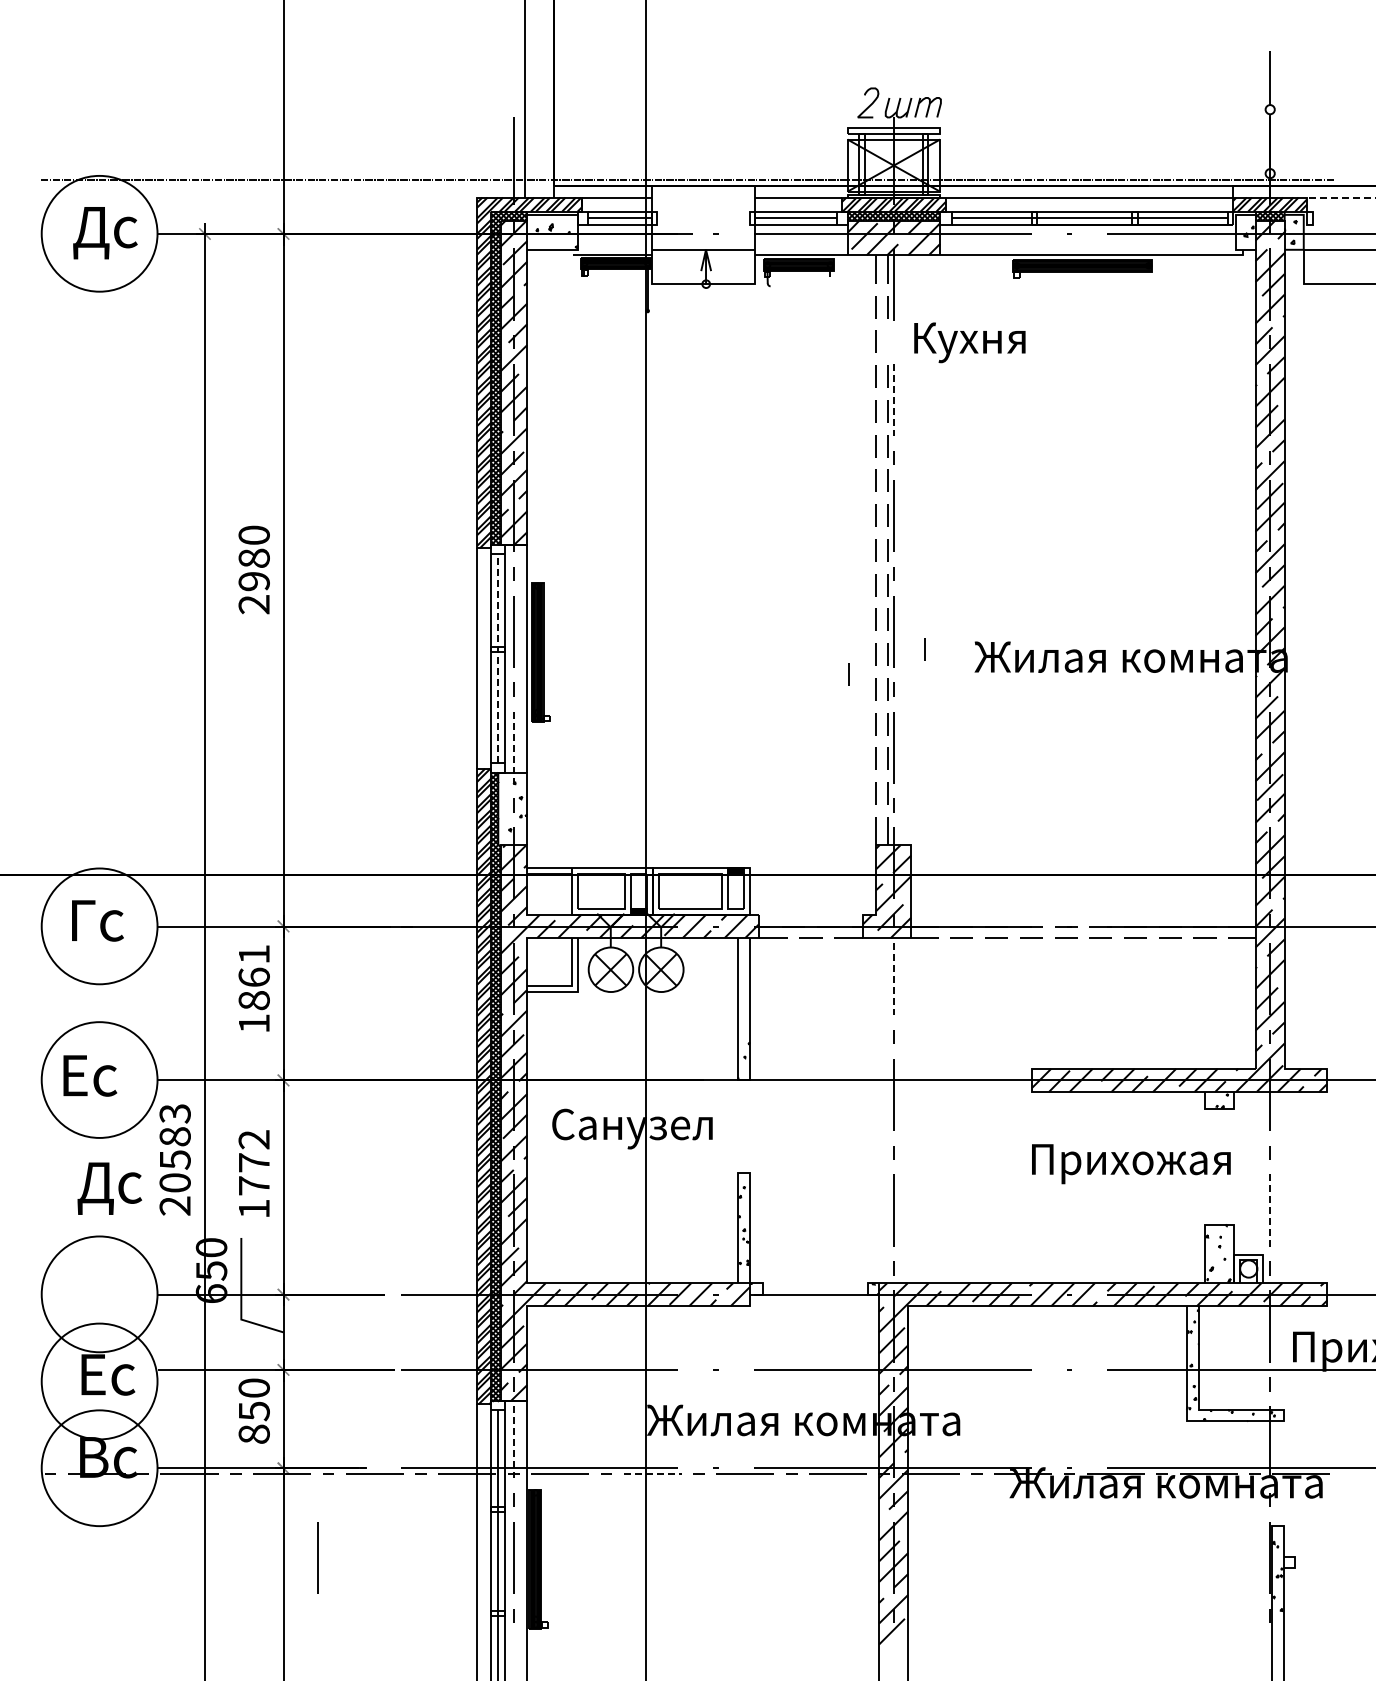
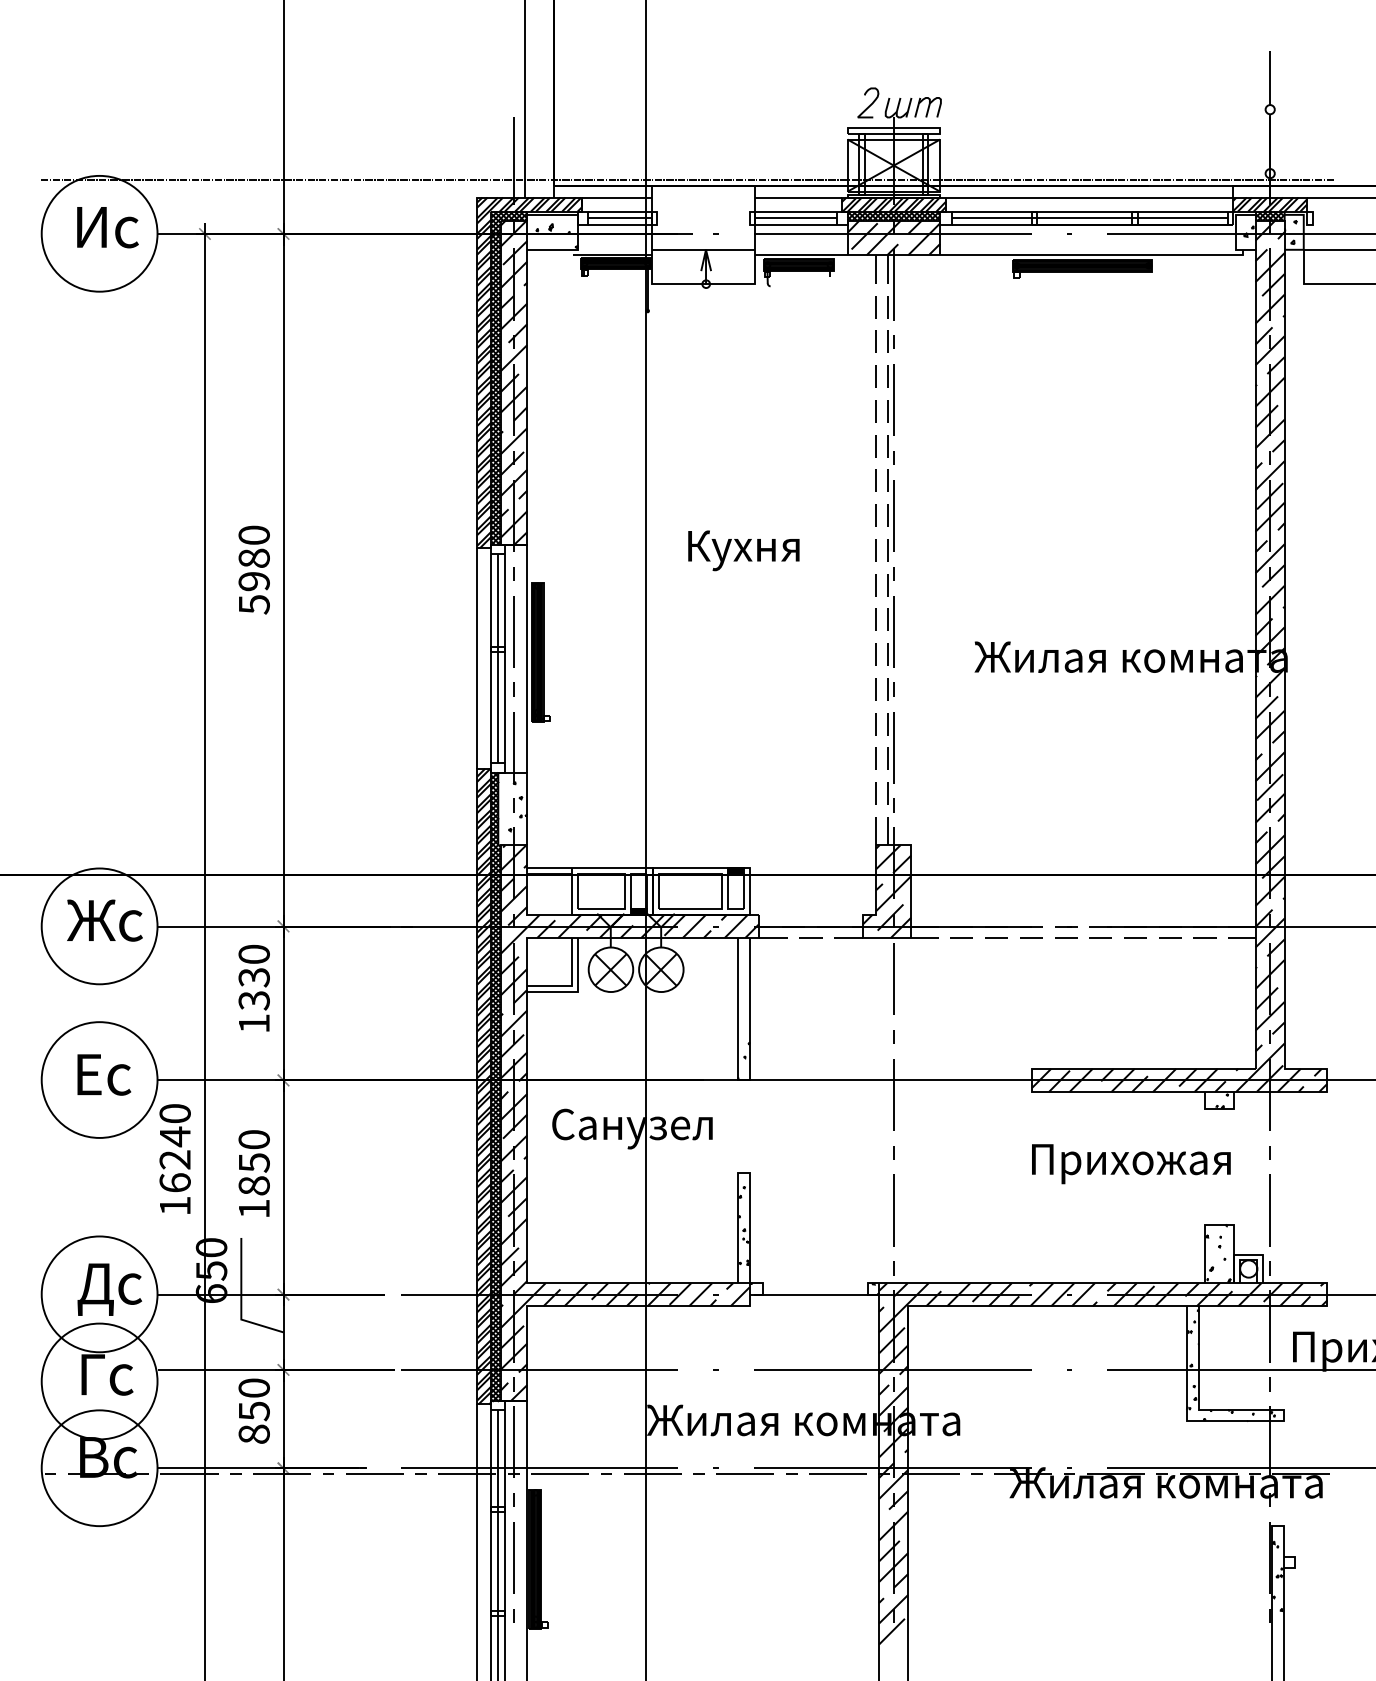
line: dashed -> solid (1341, 197)
text: Дс -> Ис (105, 233)
part: none -> present (890, 341)
text position: (969, 342) -> (743, 550) (743, 550)
line: dashed -> solid (893, 400)
text: 2980 -> 5980 (253, 604)
line: present -> none (924, 649)
line: dashed -> solid (498, 658)
line: present -> none (848, 674)
line: dashed -> solid (514, 748)
text: Гс -> Жс (104, 920)
text: 1861 -> 1330 (253, 977)
line: dashed -> solid (893, 979)
text position: (90, 1075) -> (104, 1074) (104, 1074)
text: 20583 -> 16240 (174, 1159)
text: 1772 -> 1850 (253, 1162)
text position: (109, 1188) -> (109, 1289) (109, 1289)
line: dashed -> solid (1269, 1211)
text: Ес -> Гс (110, 1379)
line: dashed -> solid (514, 1442)
line: dashed -> solid (653, 1473)
line: present -> none (317, 1557)
